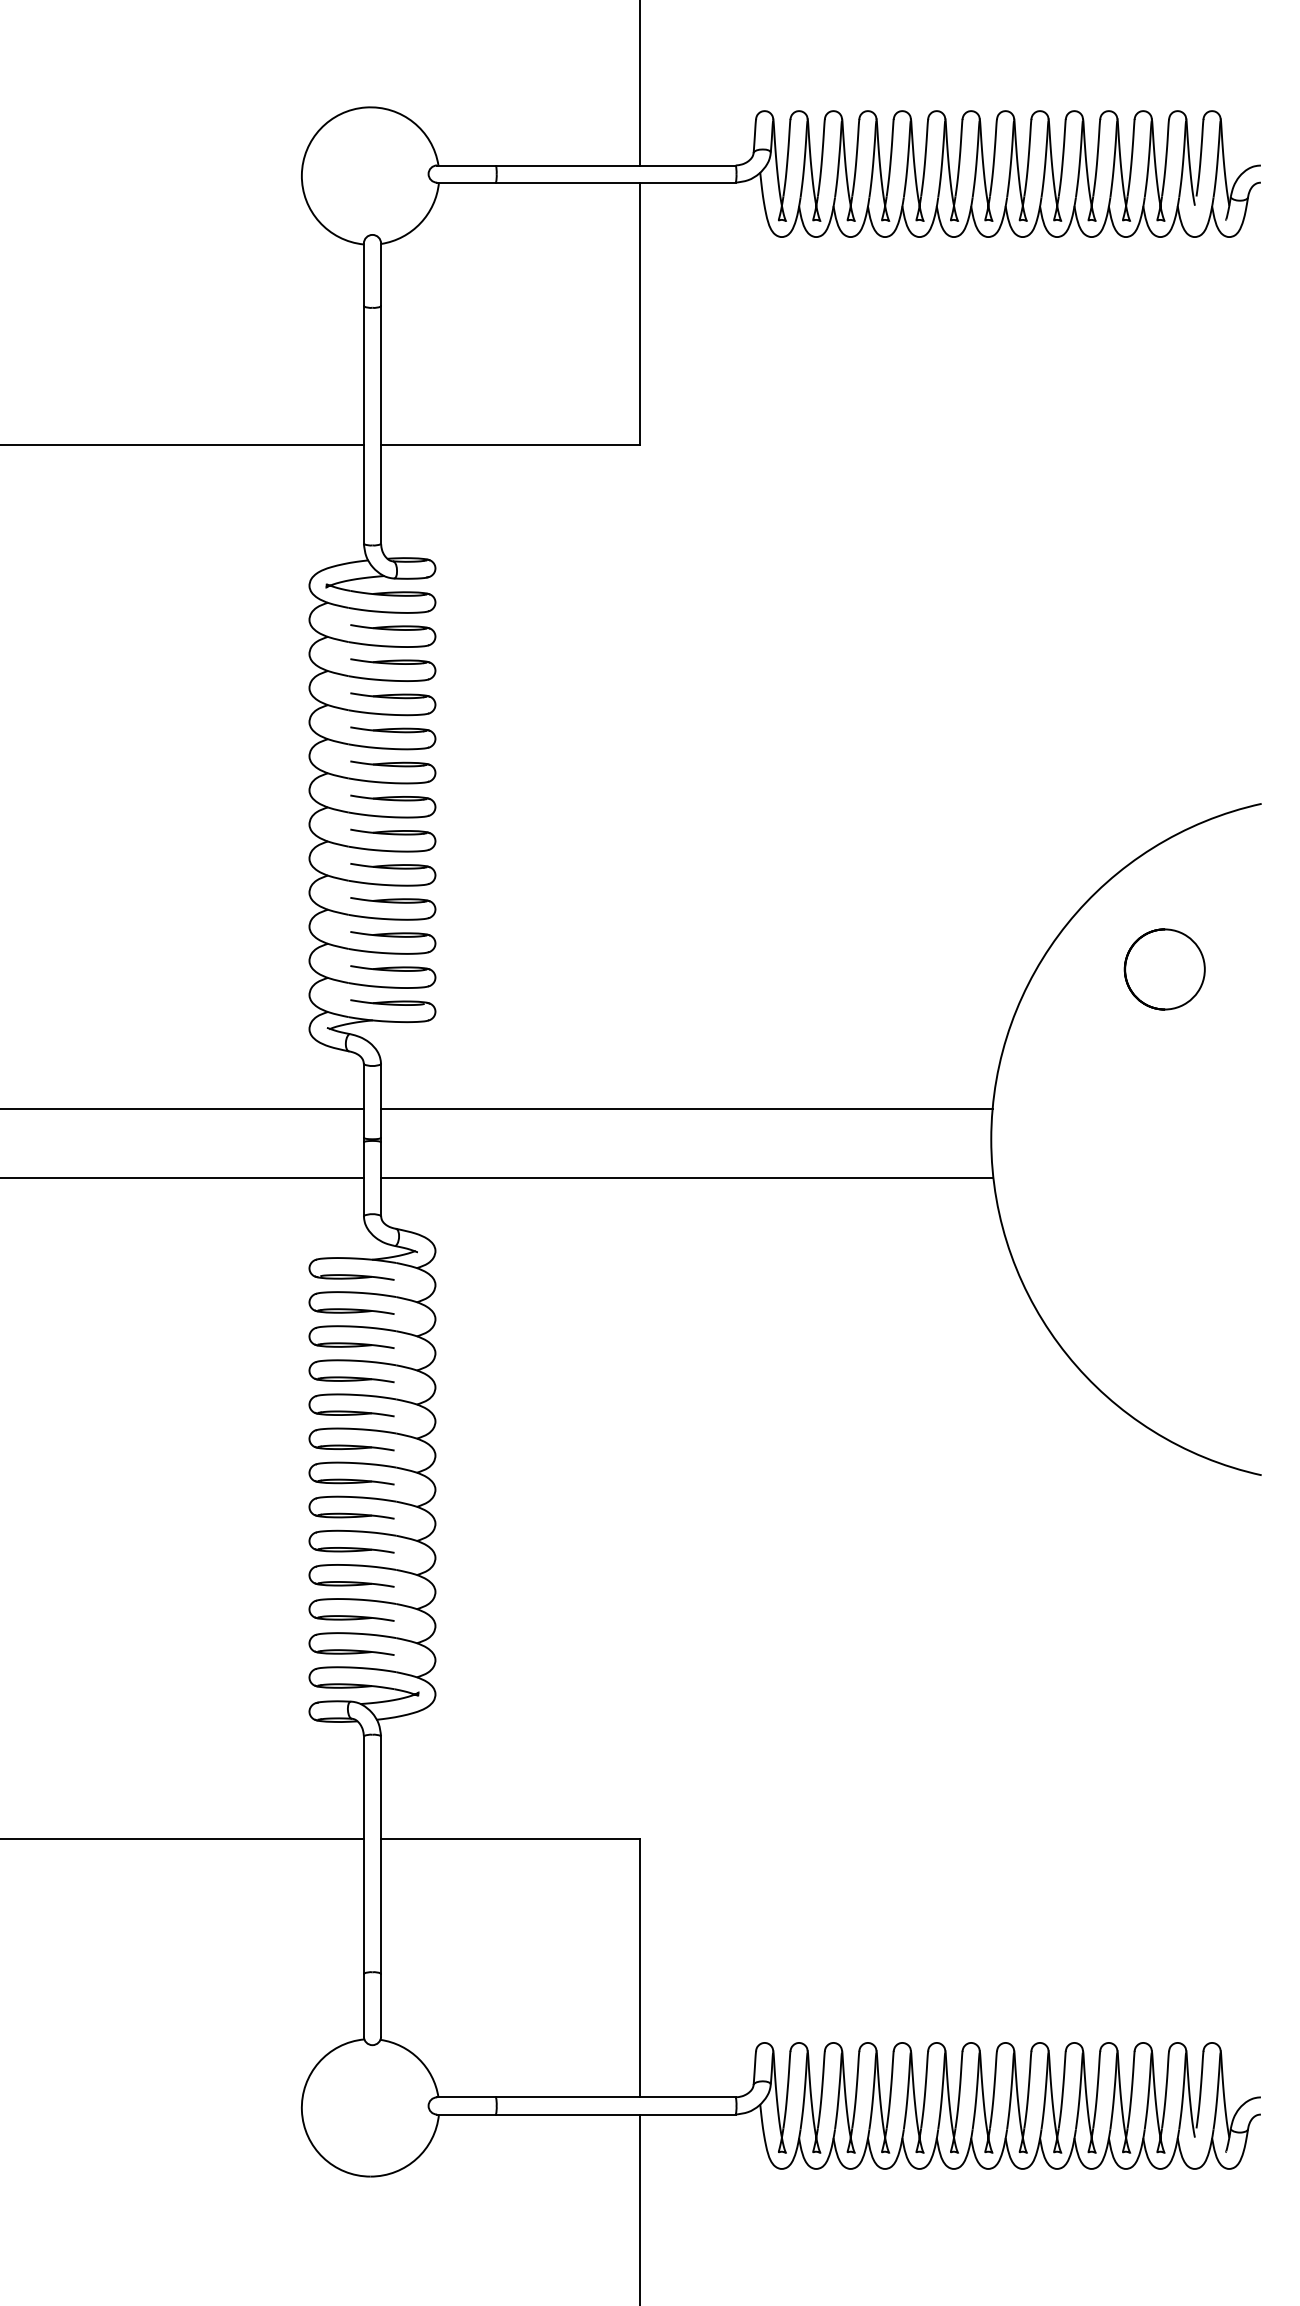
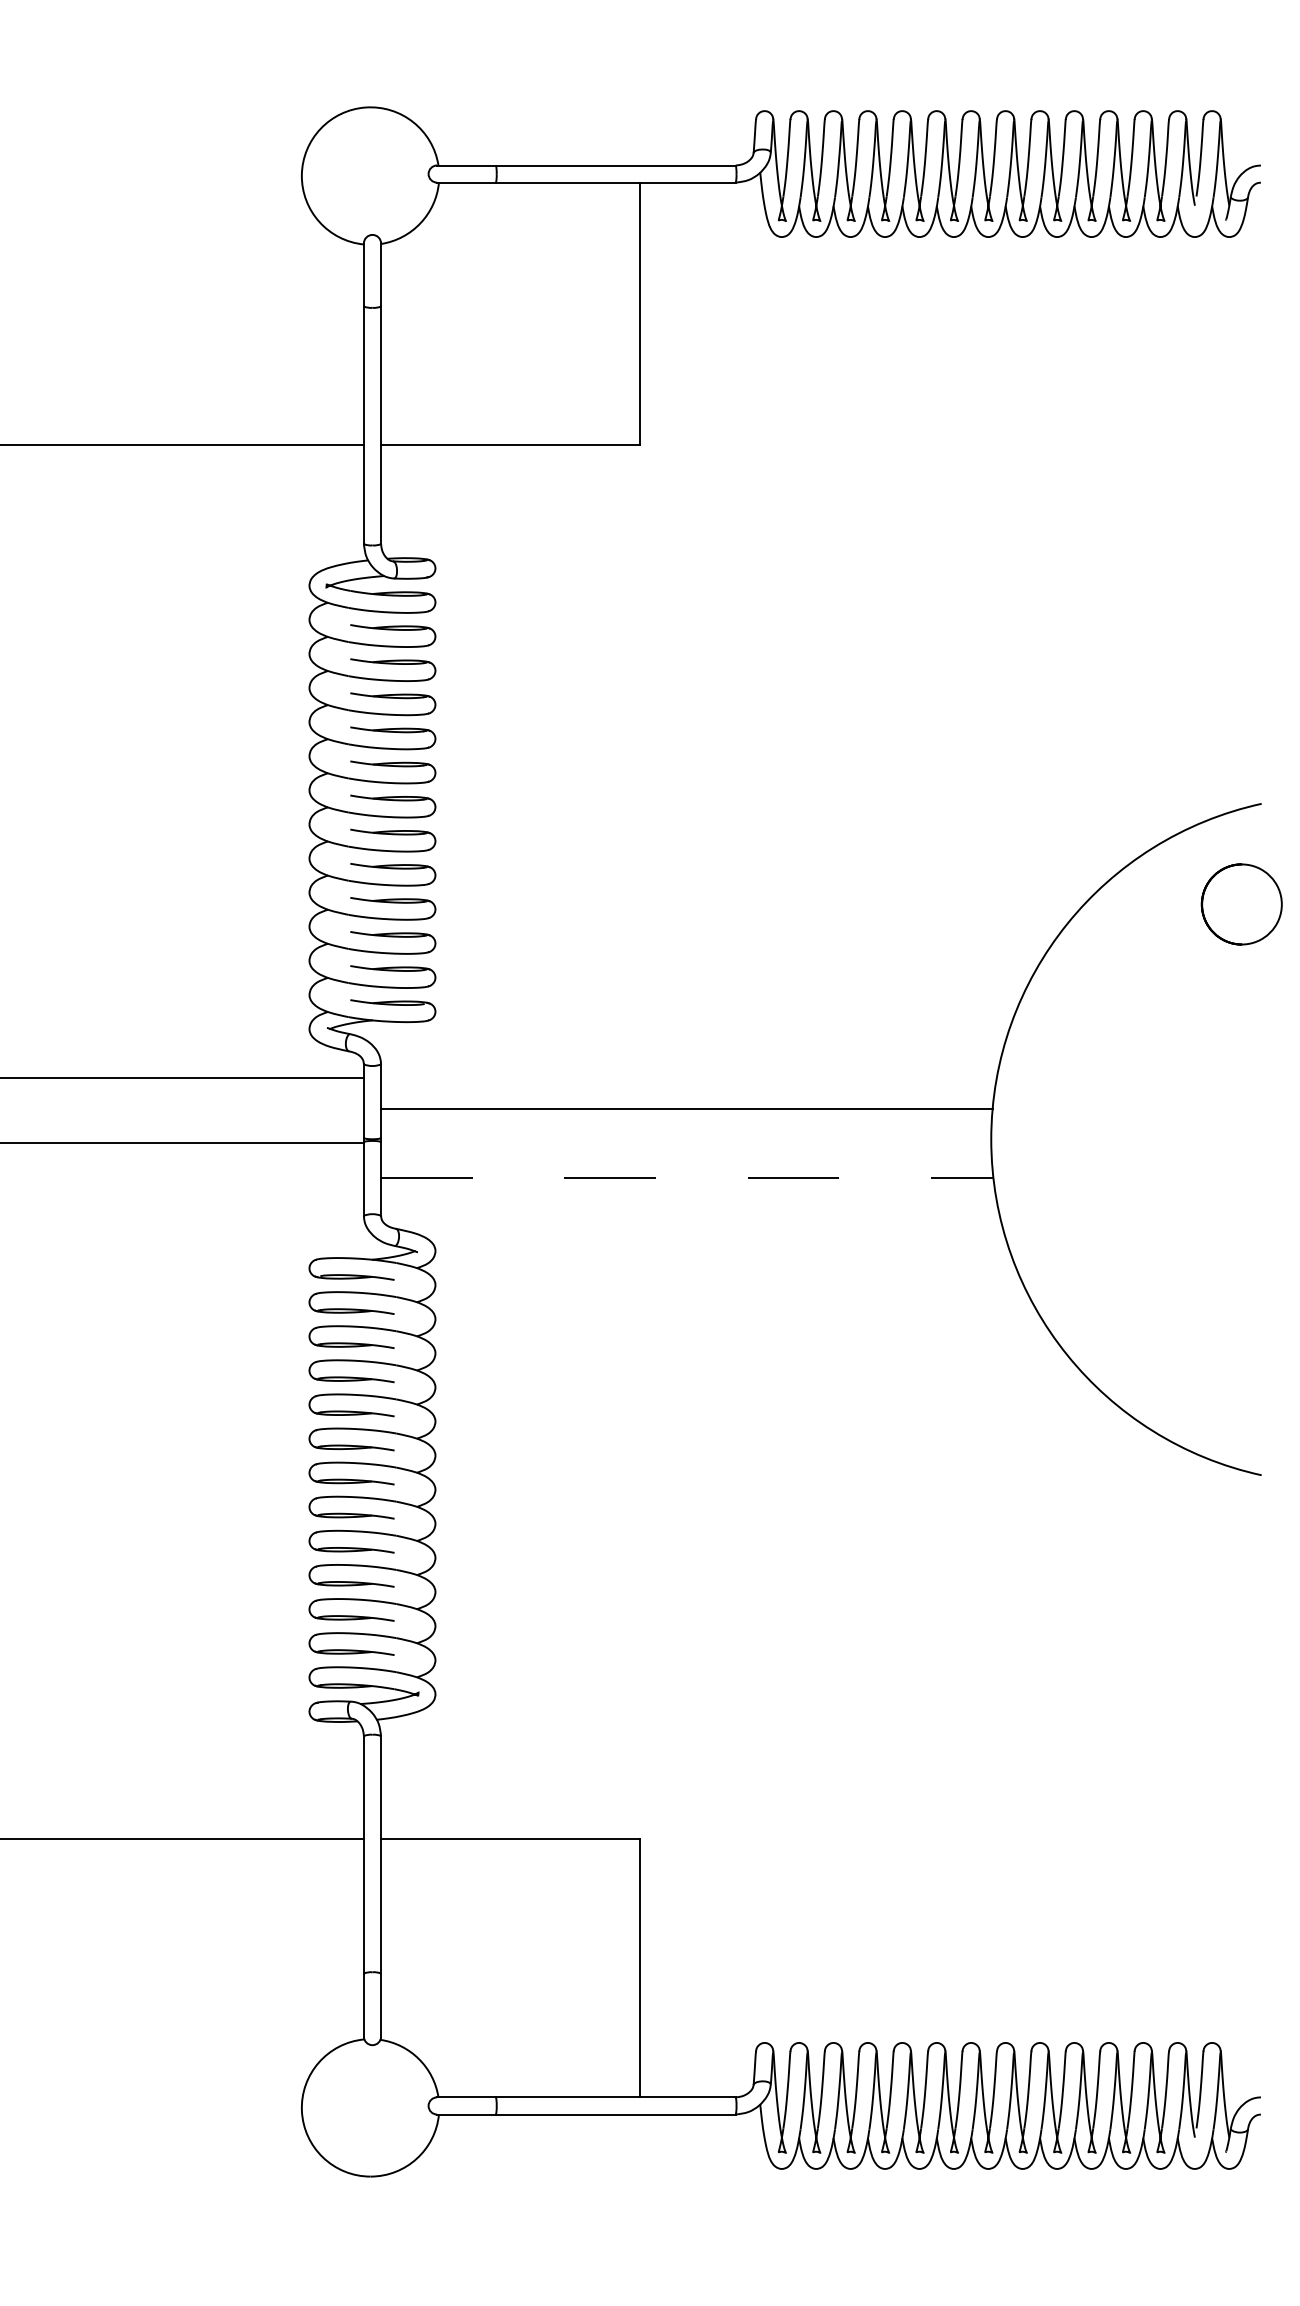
line: present -> none (639, 83)
circle position: (1164, 969) -> (1241, 904) (1241, 904)
line position: (182, 1108) -> (182, 1077) (182, 1077)
line position: (182, 1177) -> (182, 1142) (182, 1142)
line: solid -> dashed (687, 1177)
line: present -> none (639, 2208)
